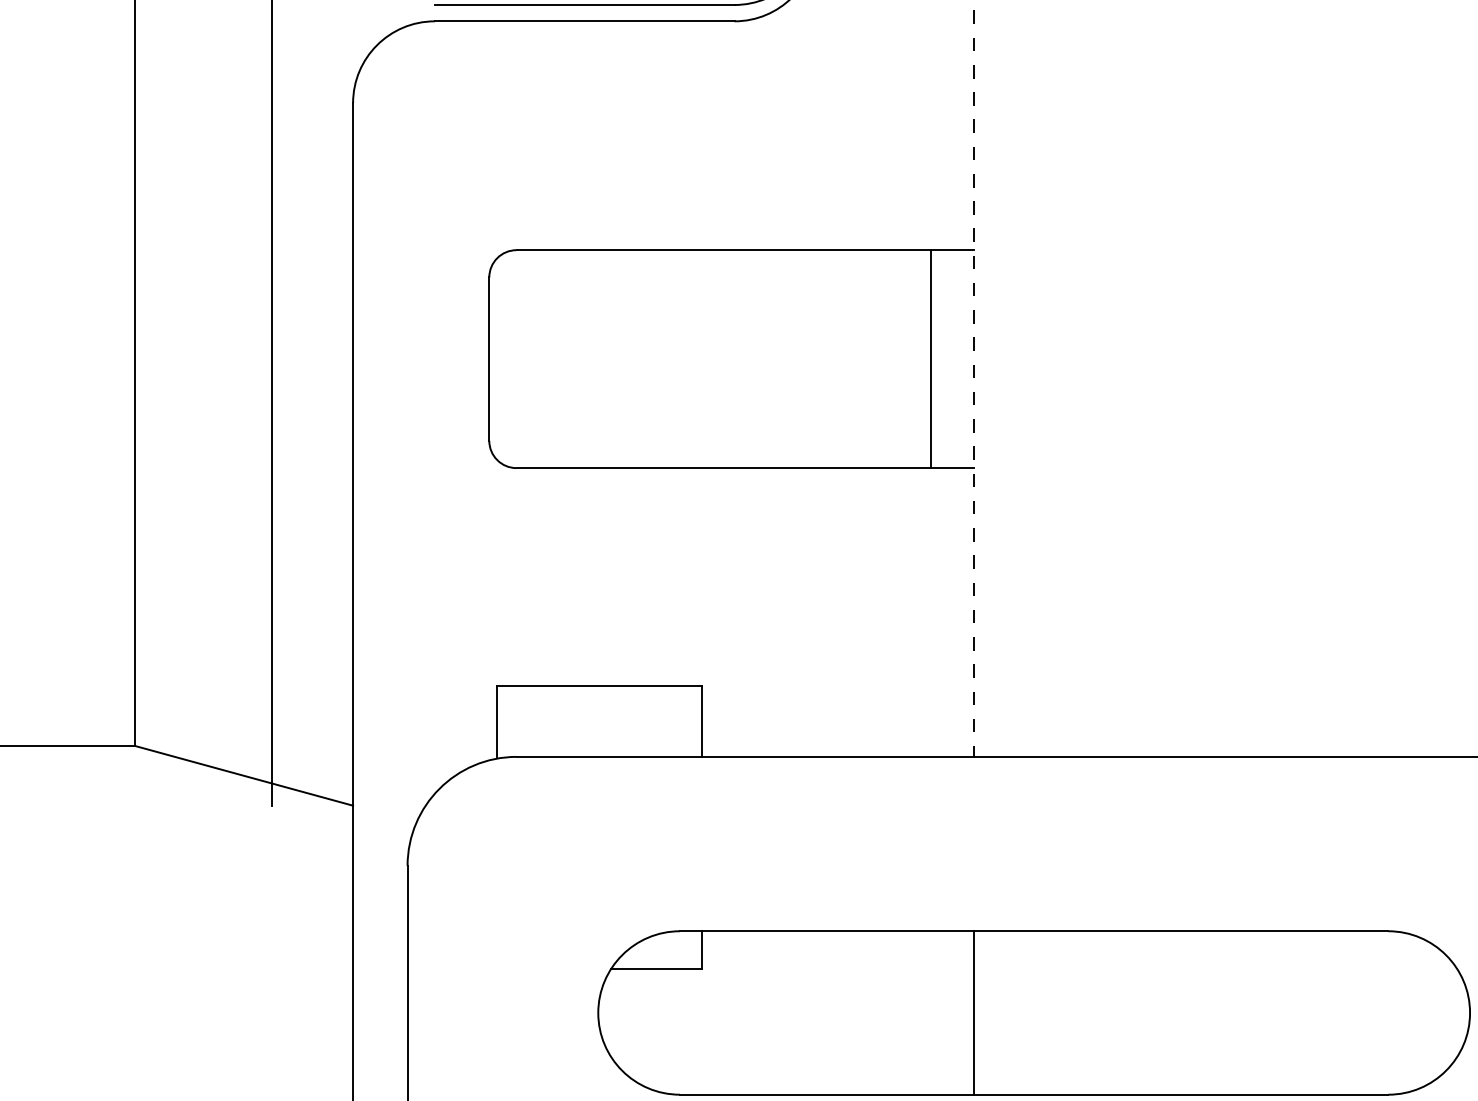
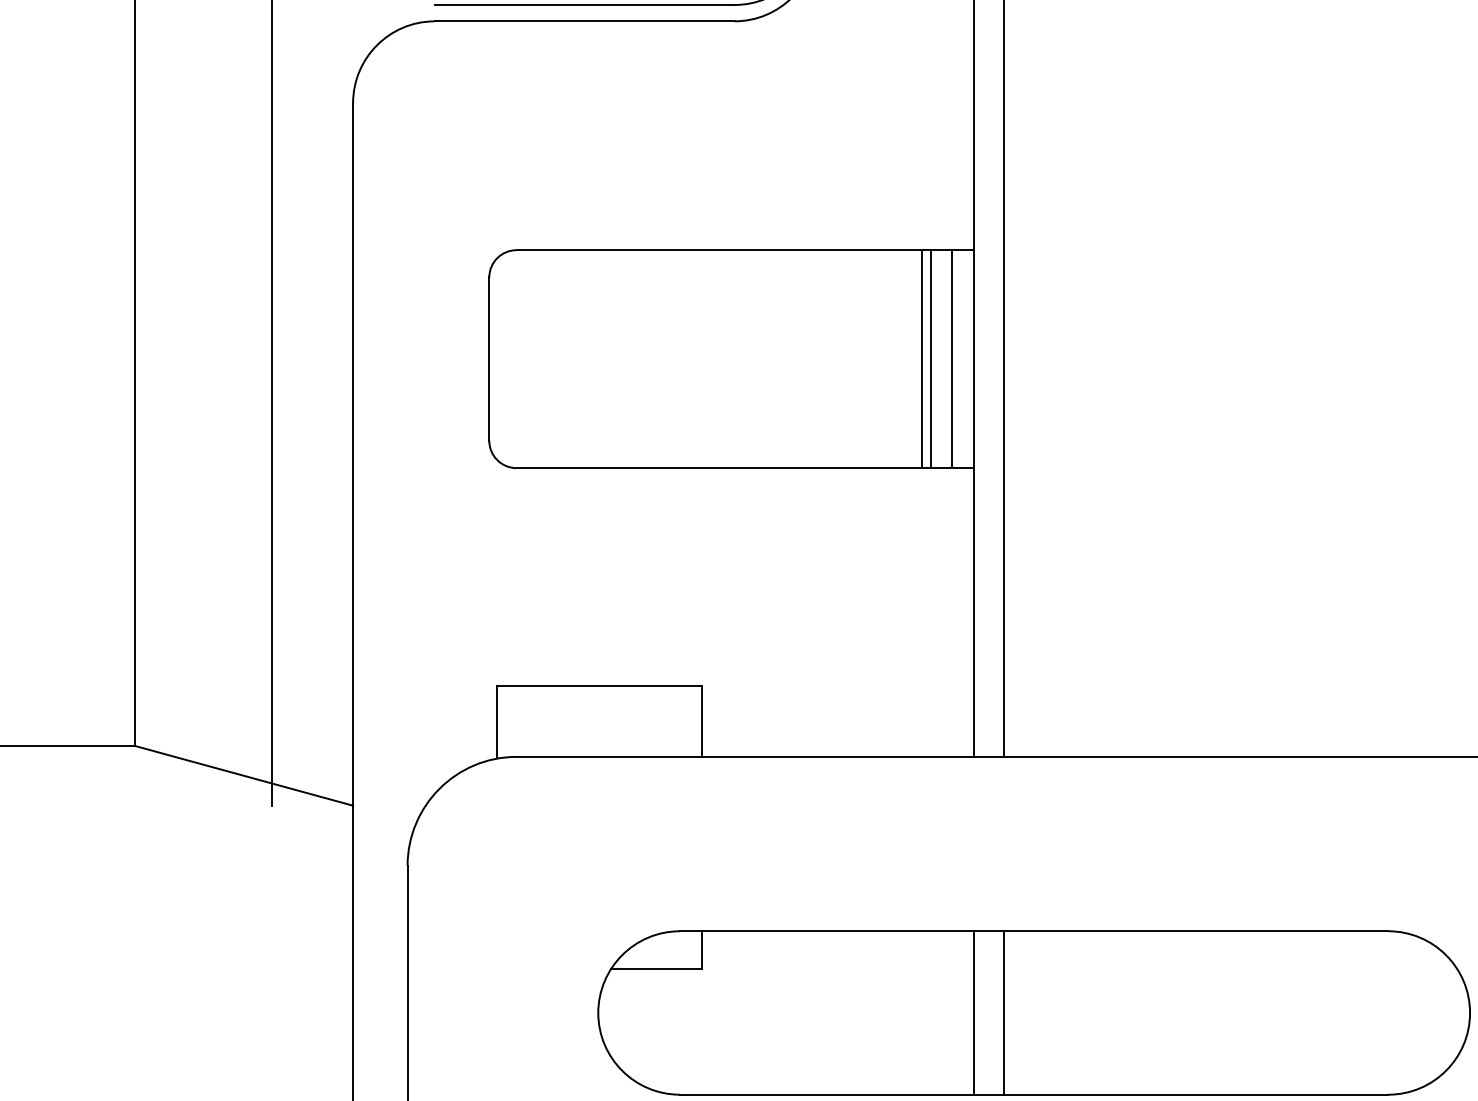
line: none -> present (922, 359)
line: none -> present (952, 359)
line: dashed -> solid (974, 379)
line: none -> present (1004, 379)
line: none -> present (1004, 1012)
